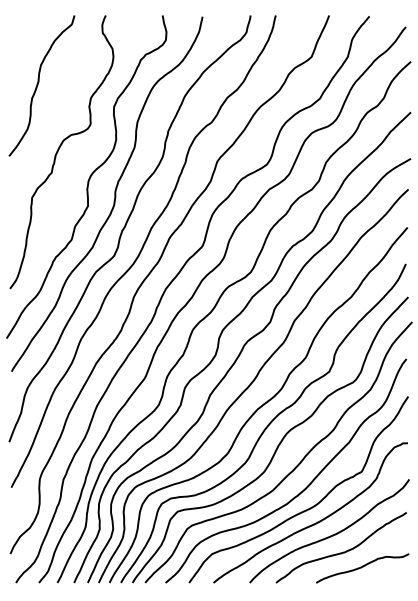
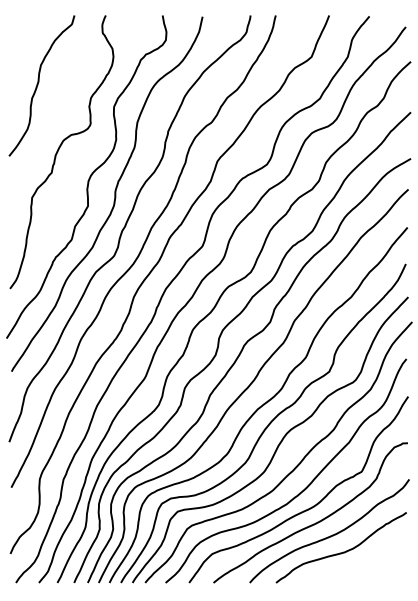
curve: present -> none (362, 567)
